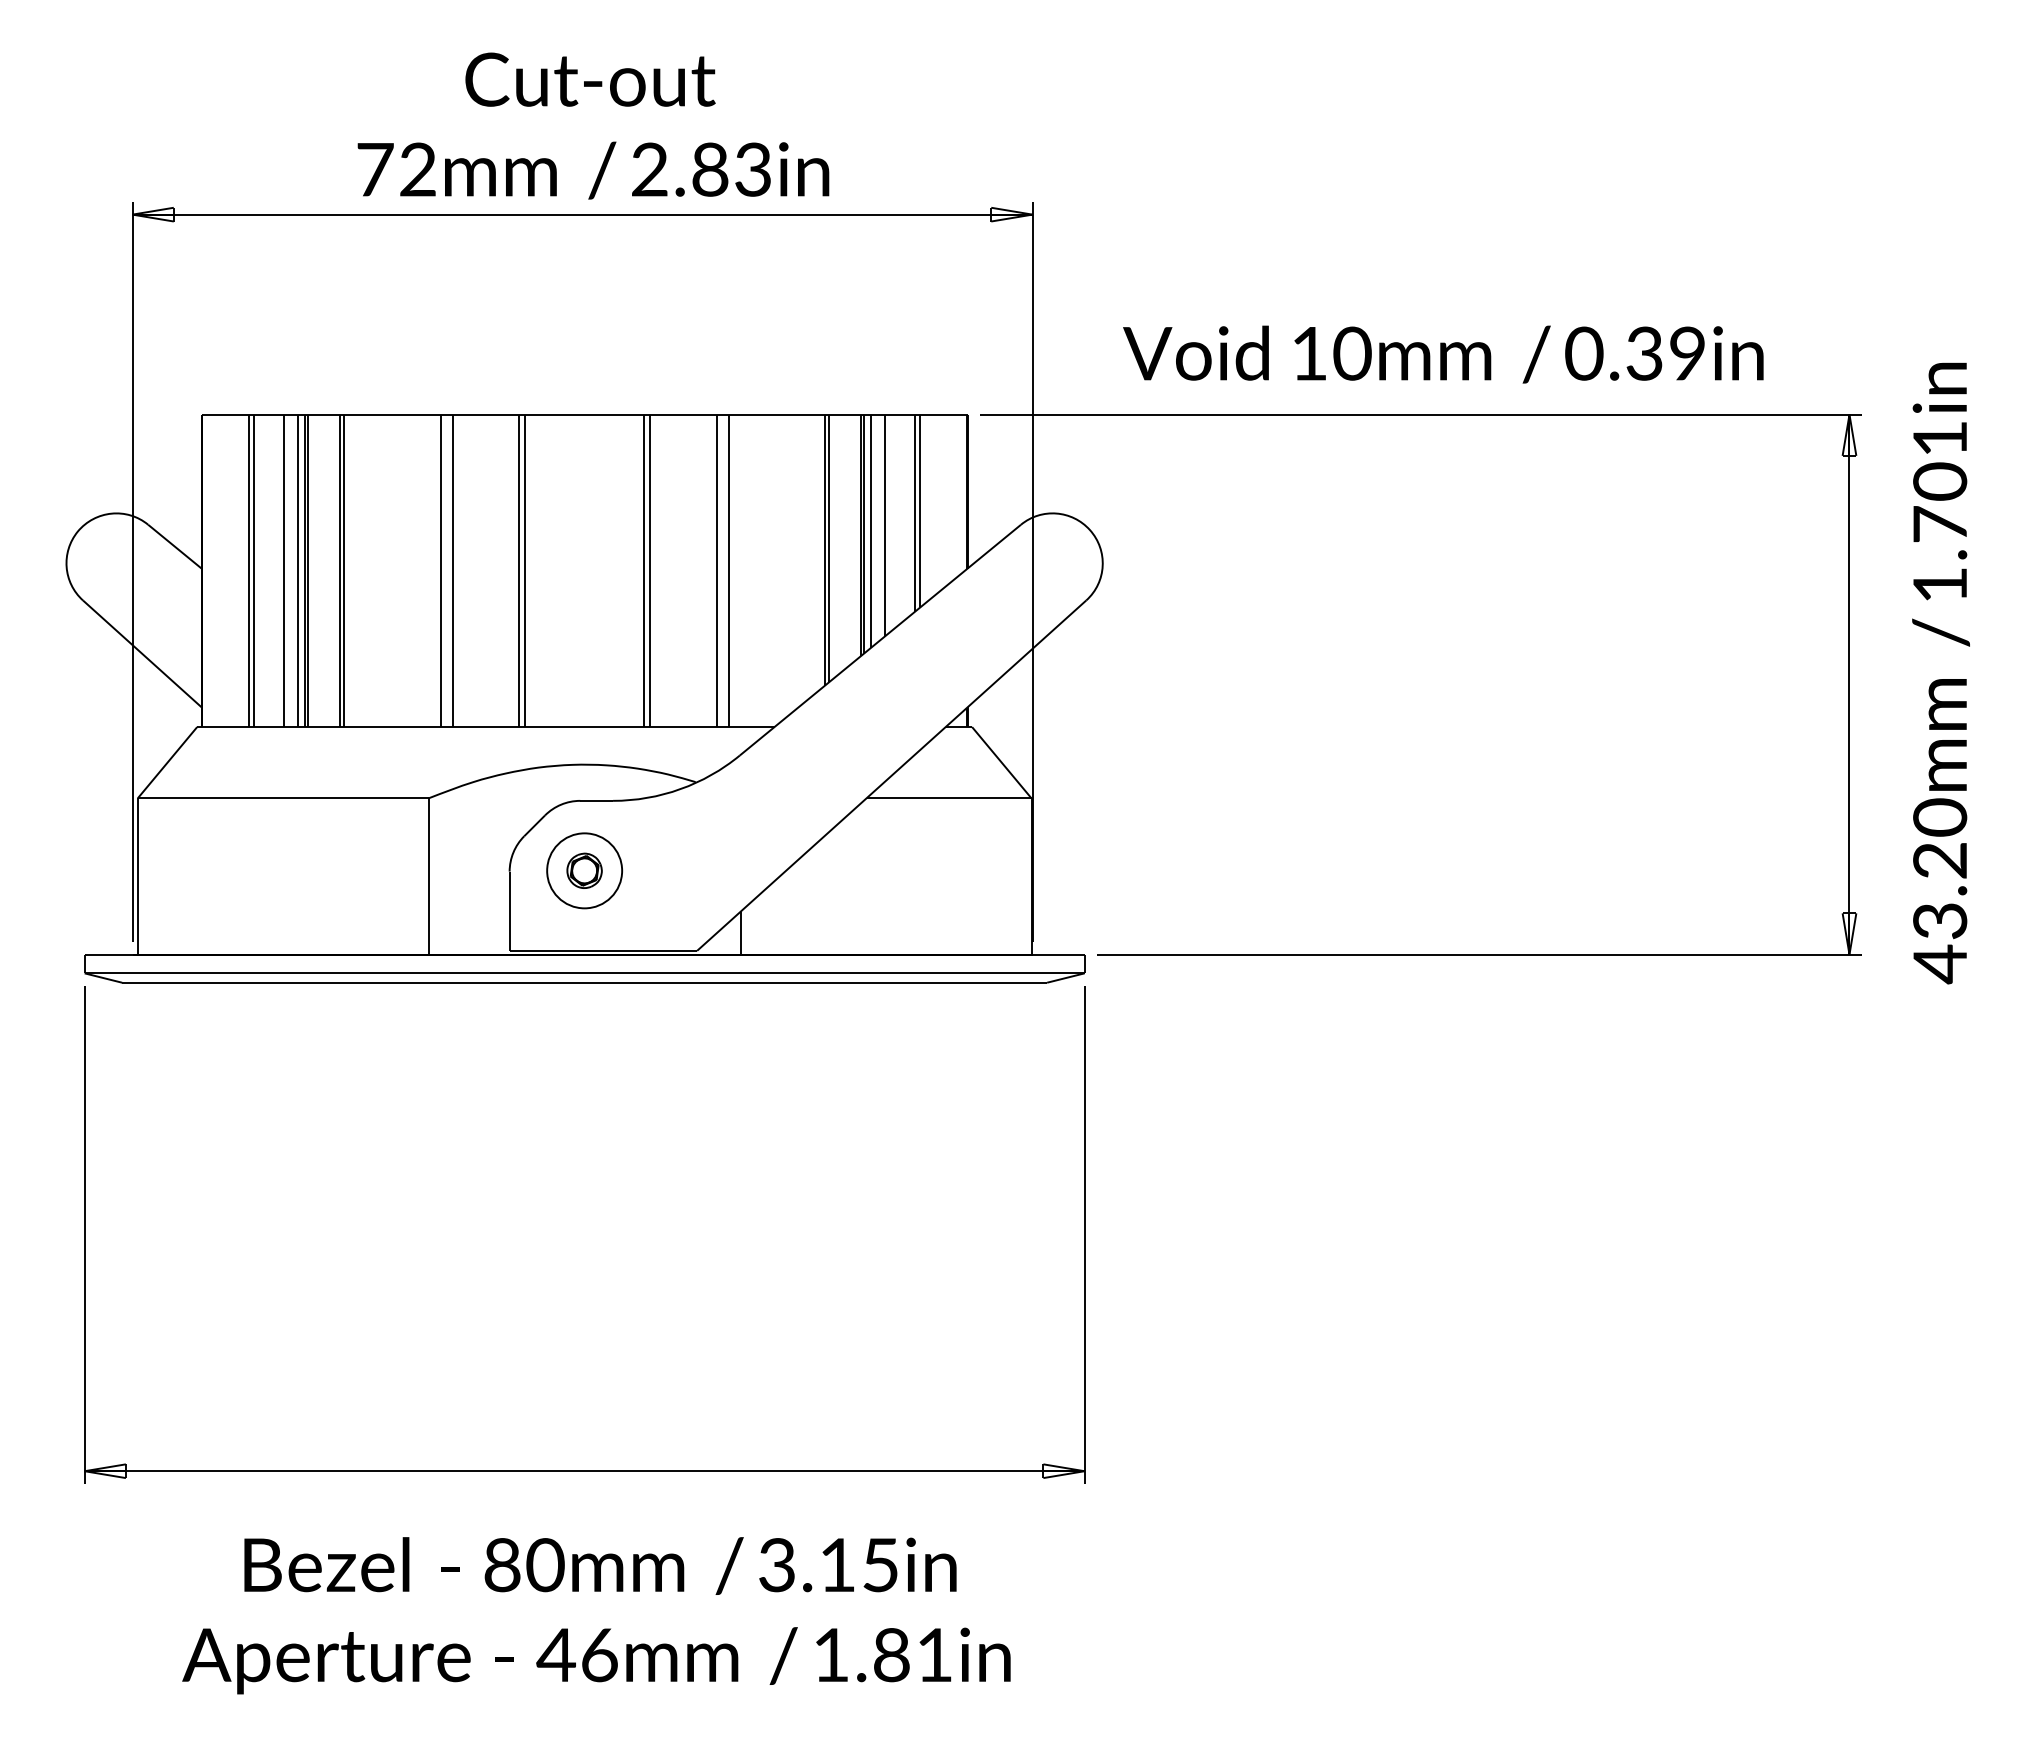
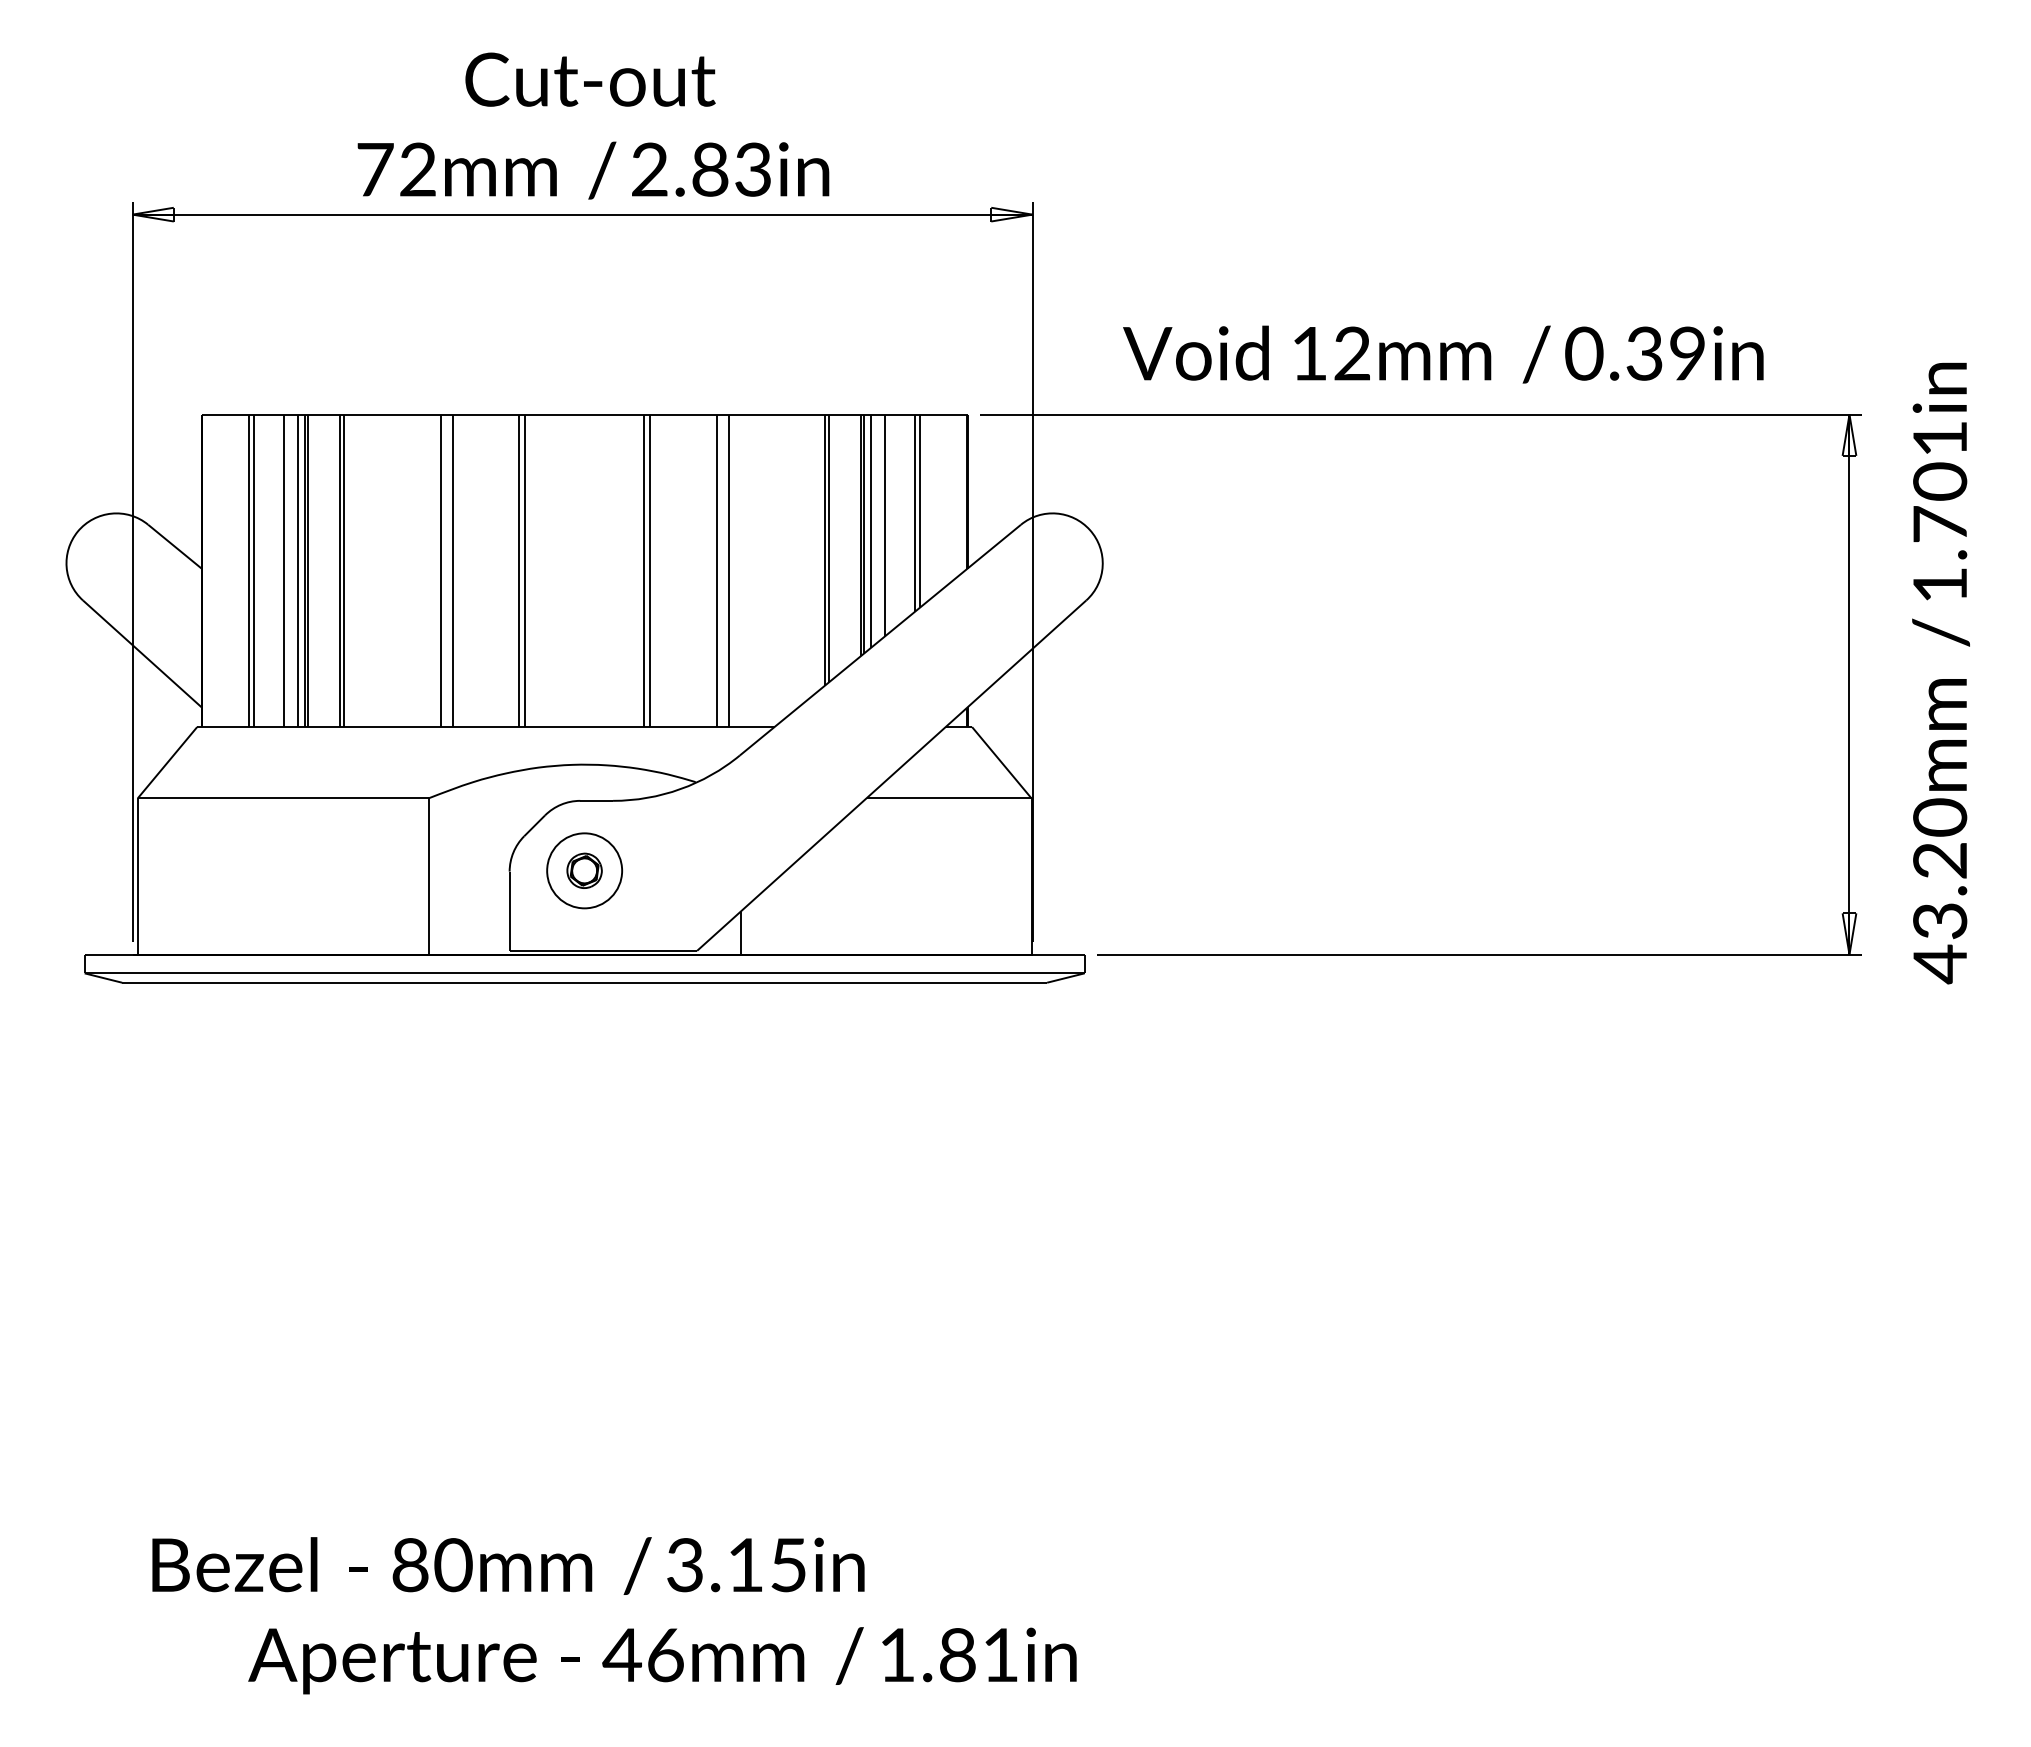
text: 10mm -> 12mm (1352, 353)
part: present -> none (584, 1470)
text position: (600, 1565) -> (508, 1565) (508, 1565)
text position: (596, 1660) -> (662, 1660) (662, 1660)
